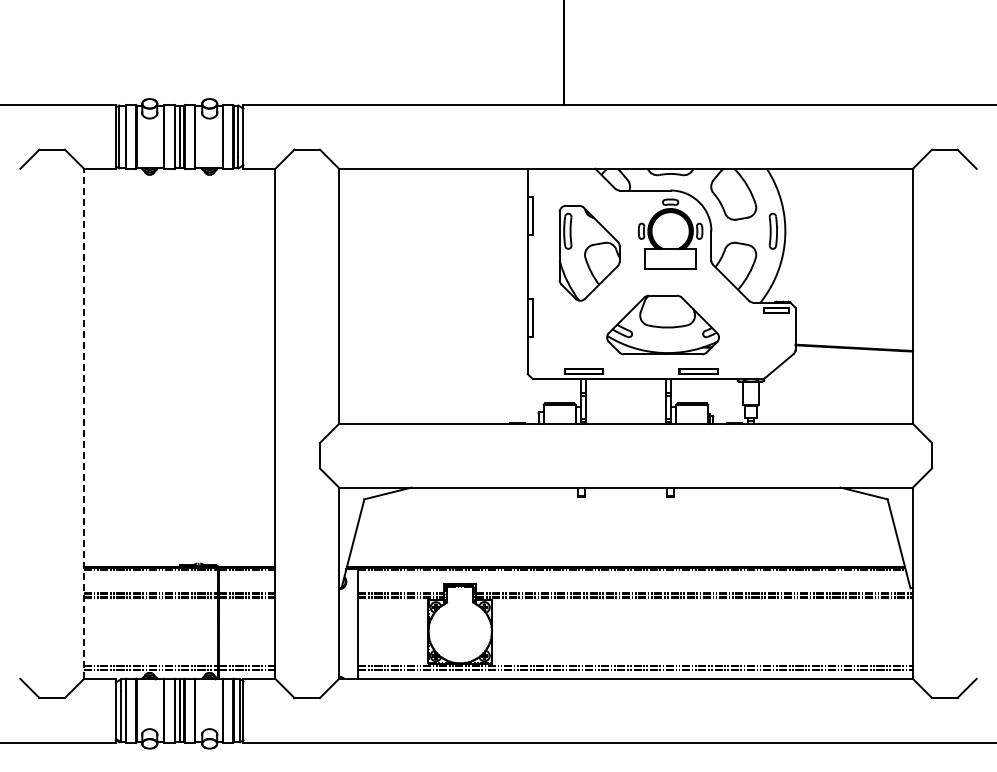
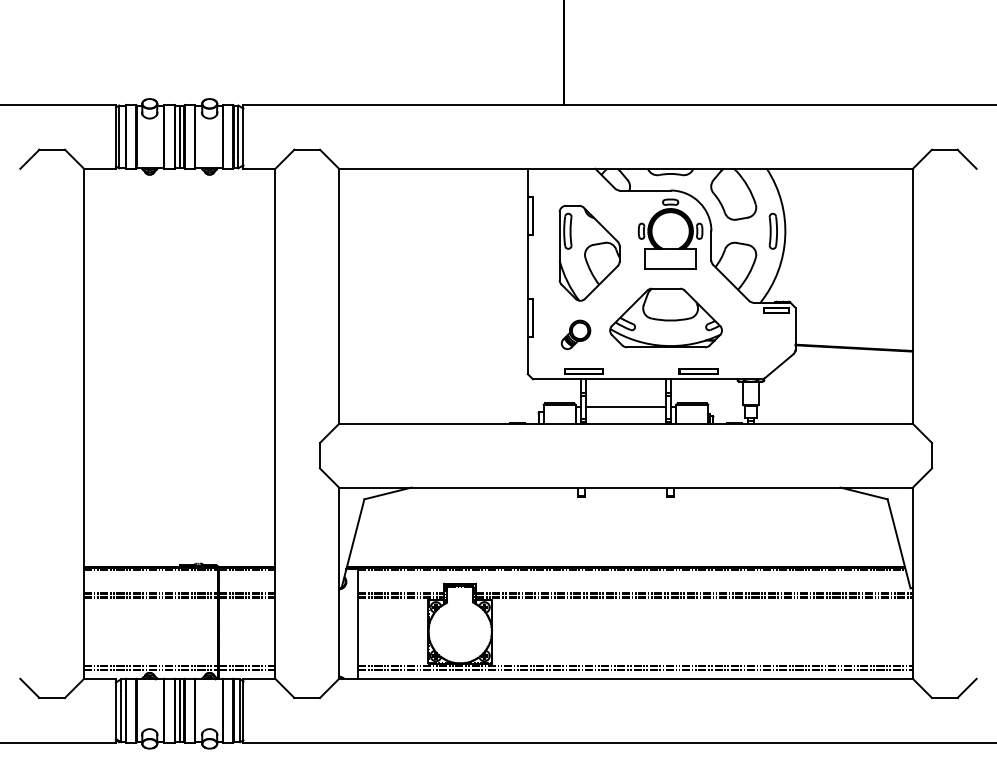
part position: (662, 324) -> (665, 317) (665, 317)
part: none -> present (576, 334)
line: none -> present (625, 407)
line: dashed -> solid (84, 423)
